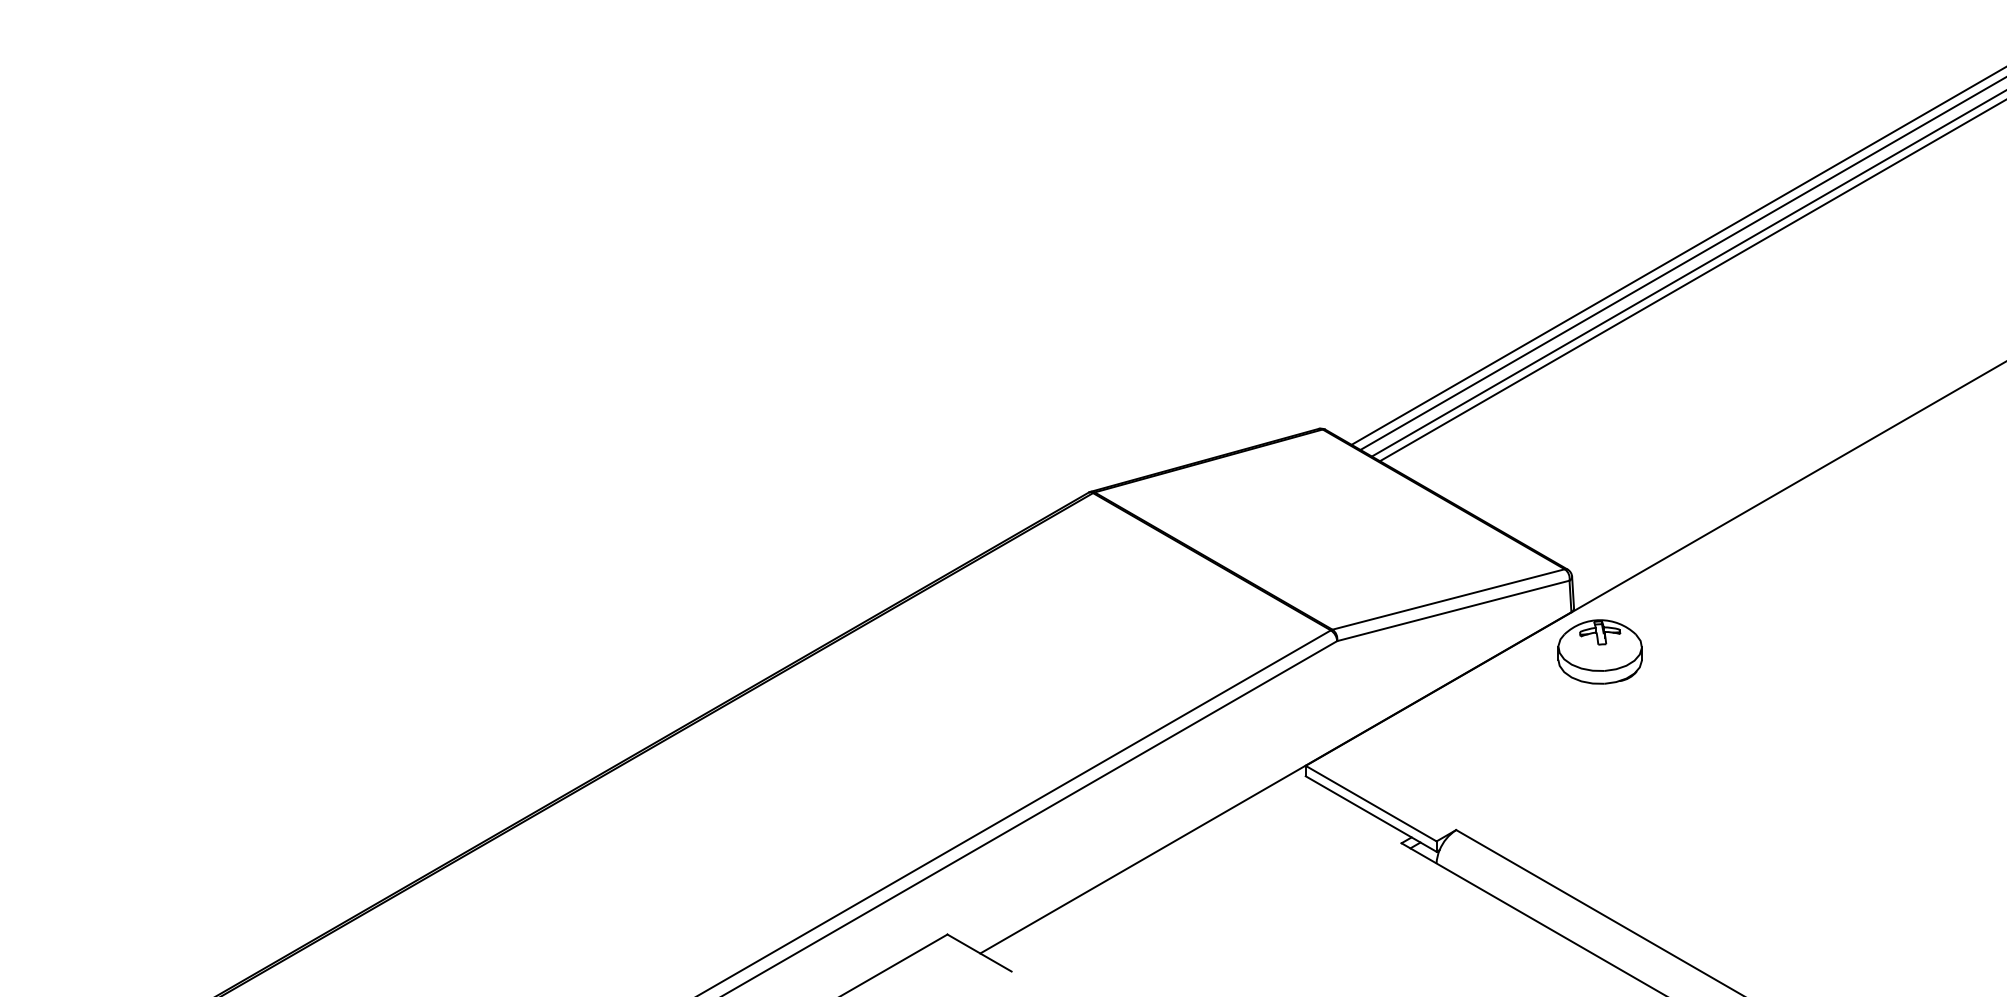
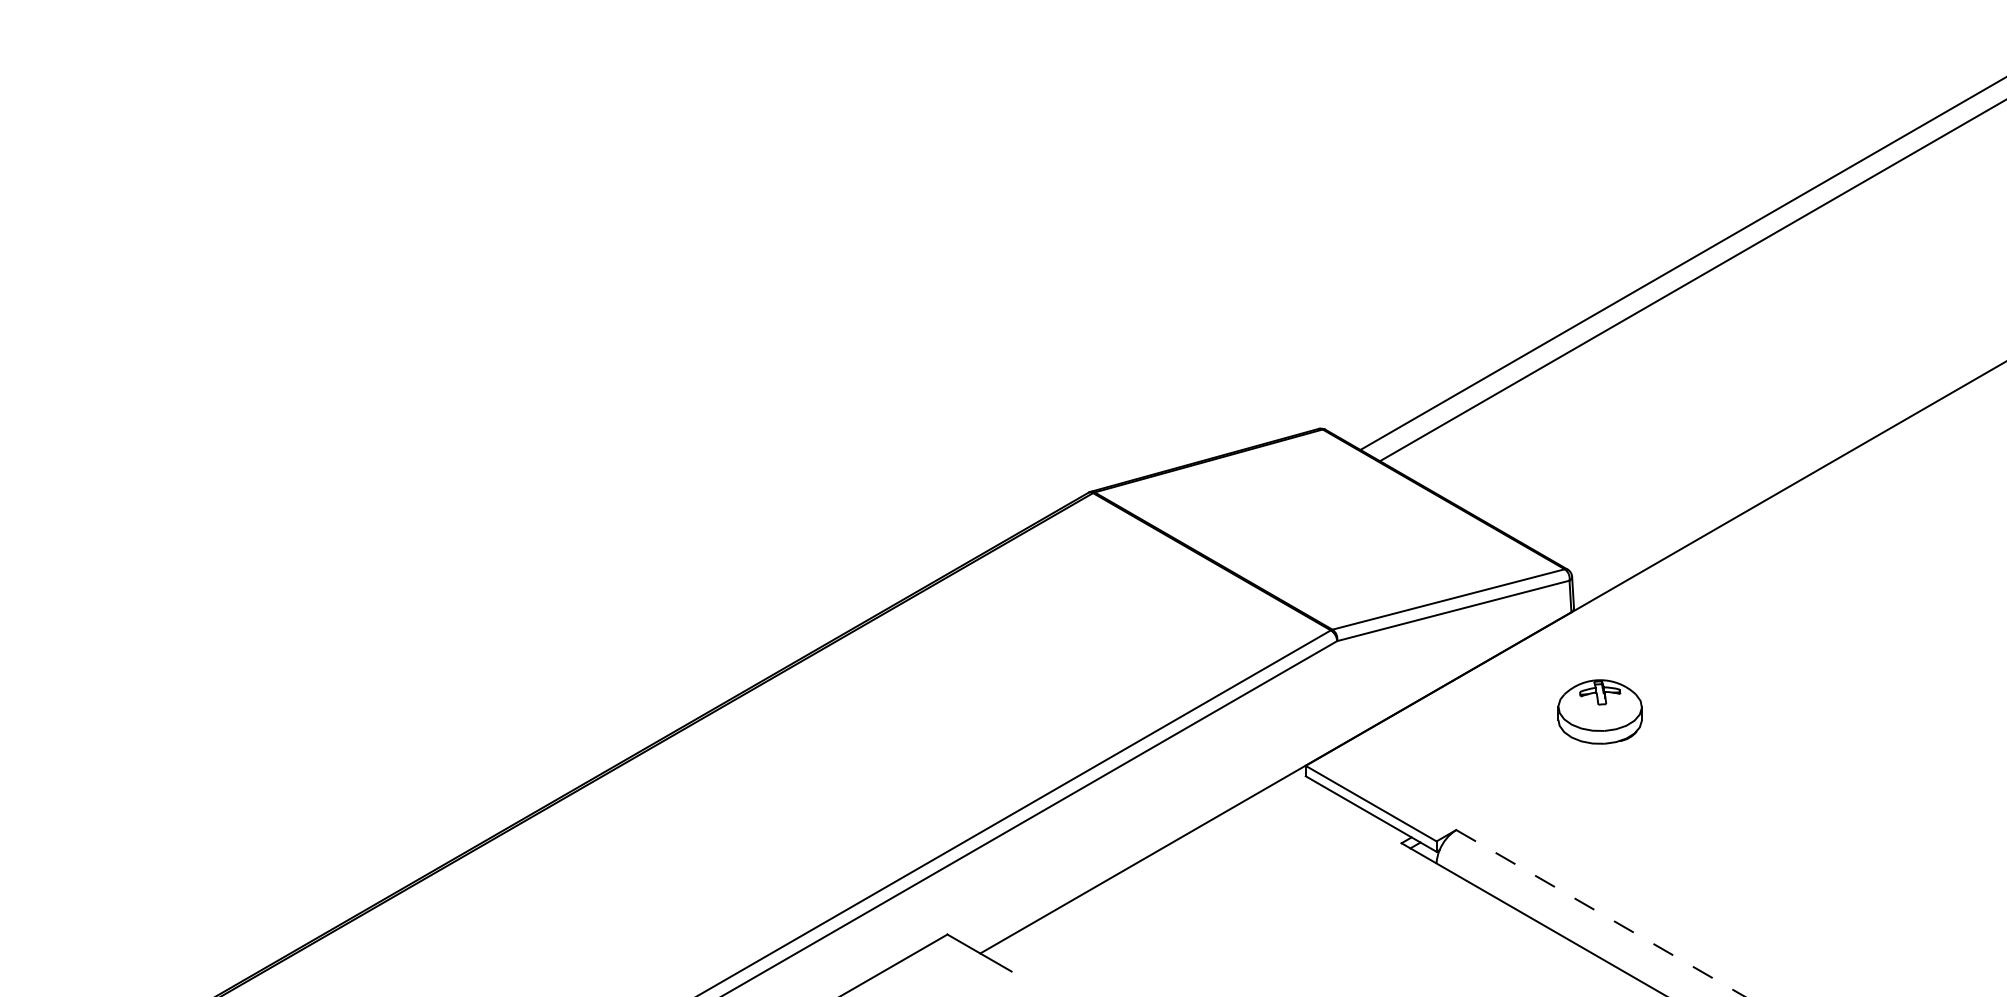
line: present -> none (1677, 256)
line: present -> none (1687, 274)
part position: (1599, 651) -> (1599, 711) (1599, 711)
line: solid -> dashed (1600, 913)
